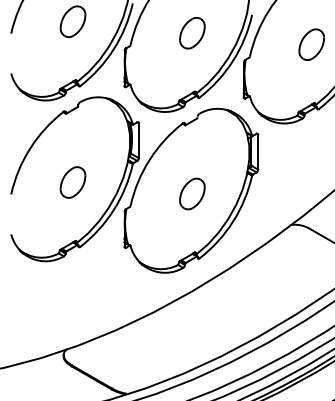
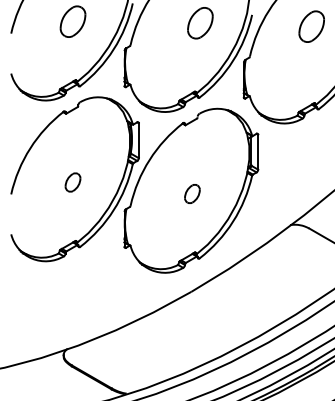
part position: (192, 33) -> (200, 23) (200, 23)
part position: (311, 44) -> (311, 26) (311, 26)
part size: 28x33 px -> 18x21 px (72, 182)
part size: 27x34 px -> 17x20 px (192, 193)
